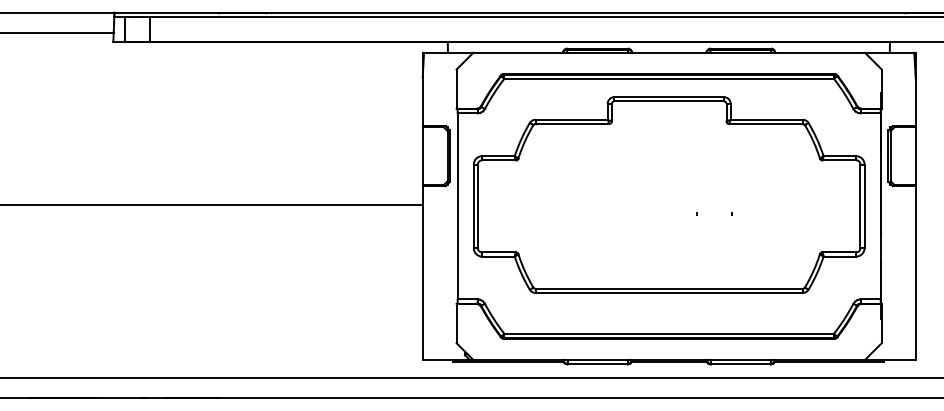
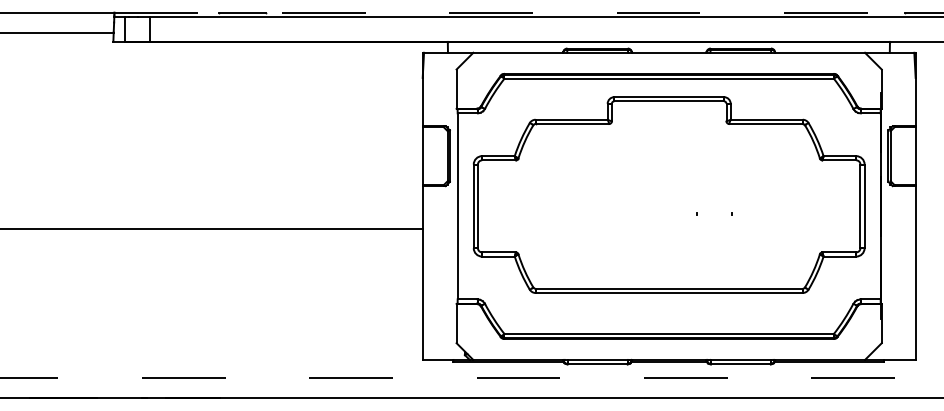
line: solid -> dashed (529, 12)
line position: (212, 205) -> (212, 229) (212, 229)
line: solid -> dashed (472, 377)
